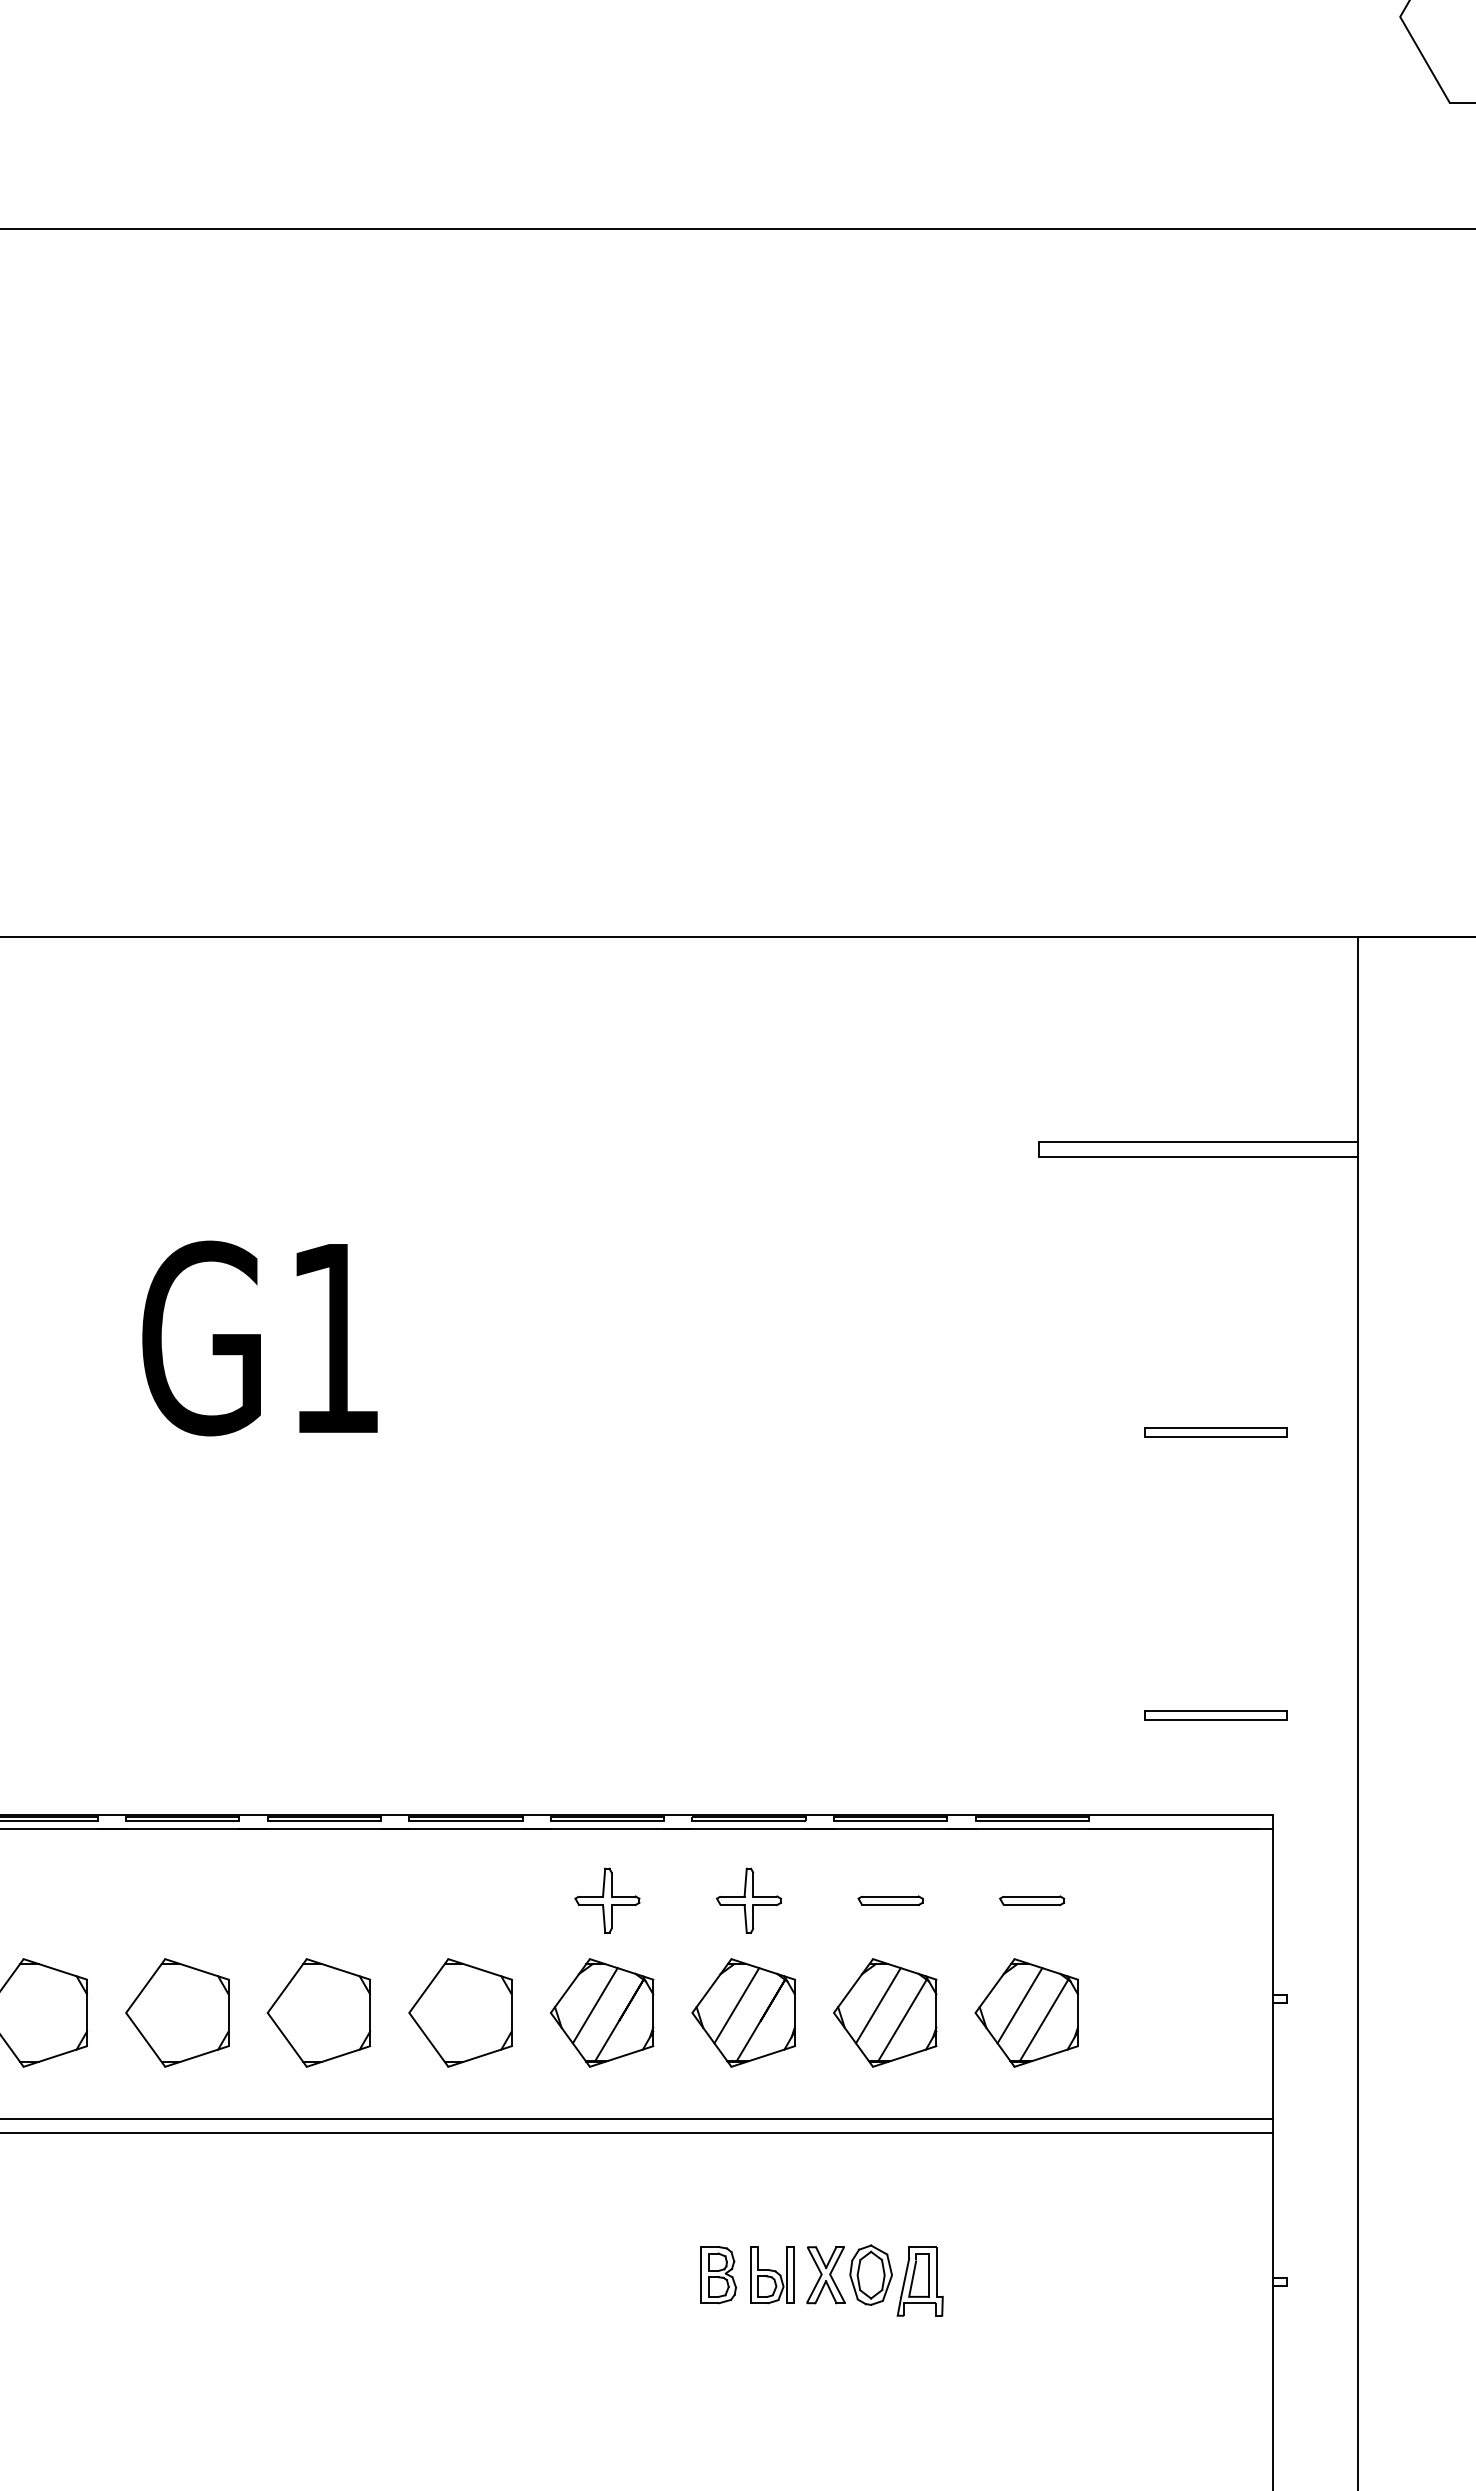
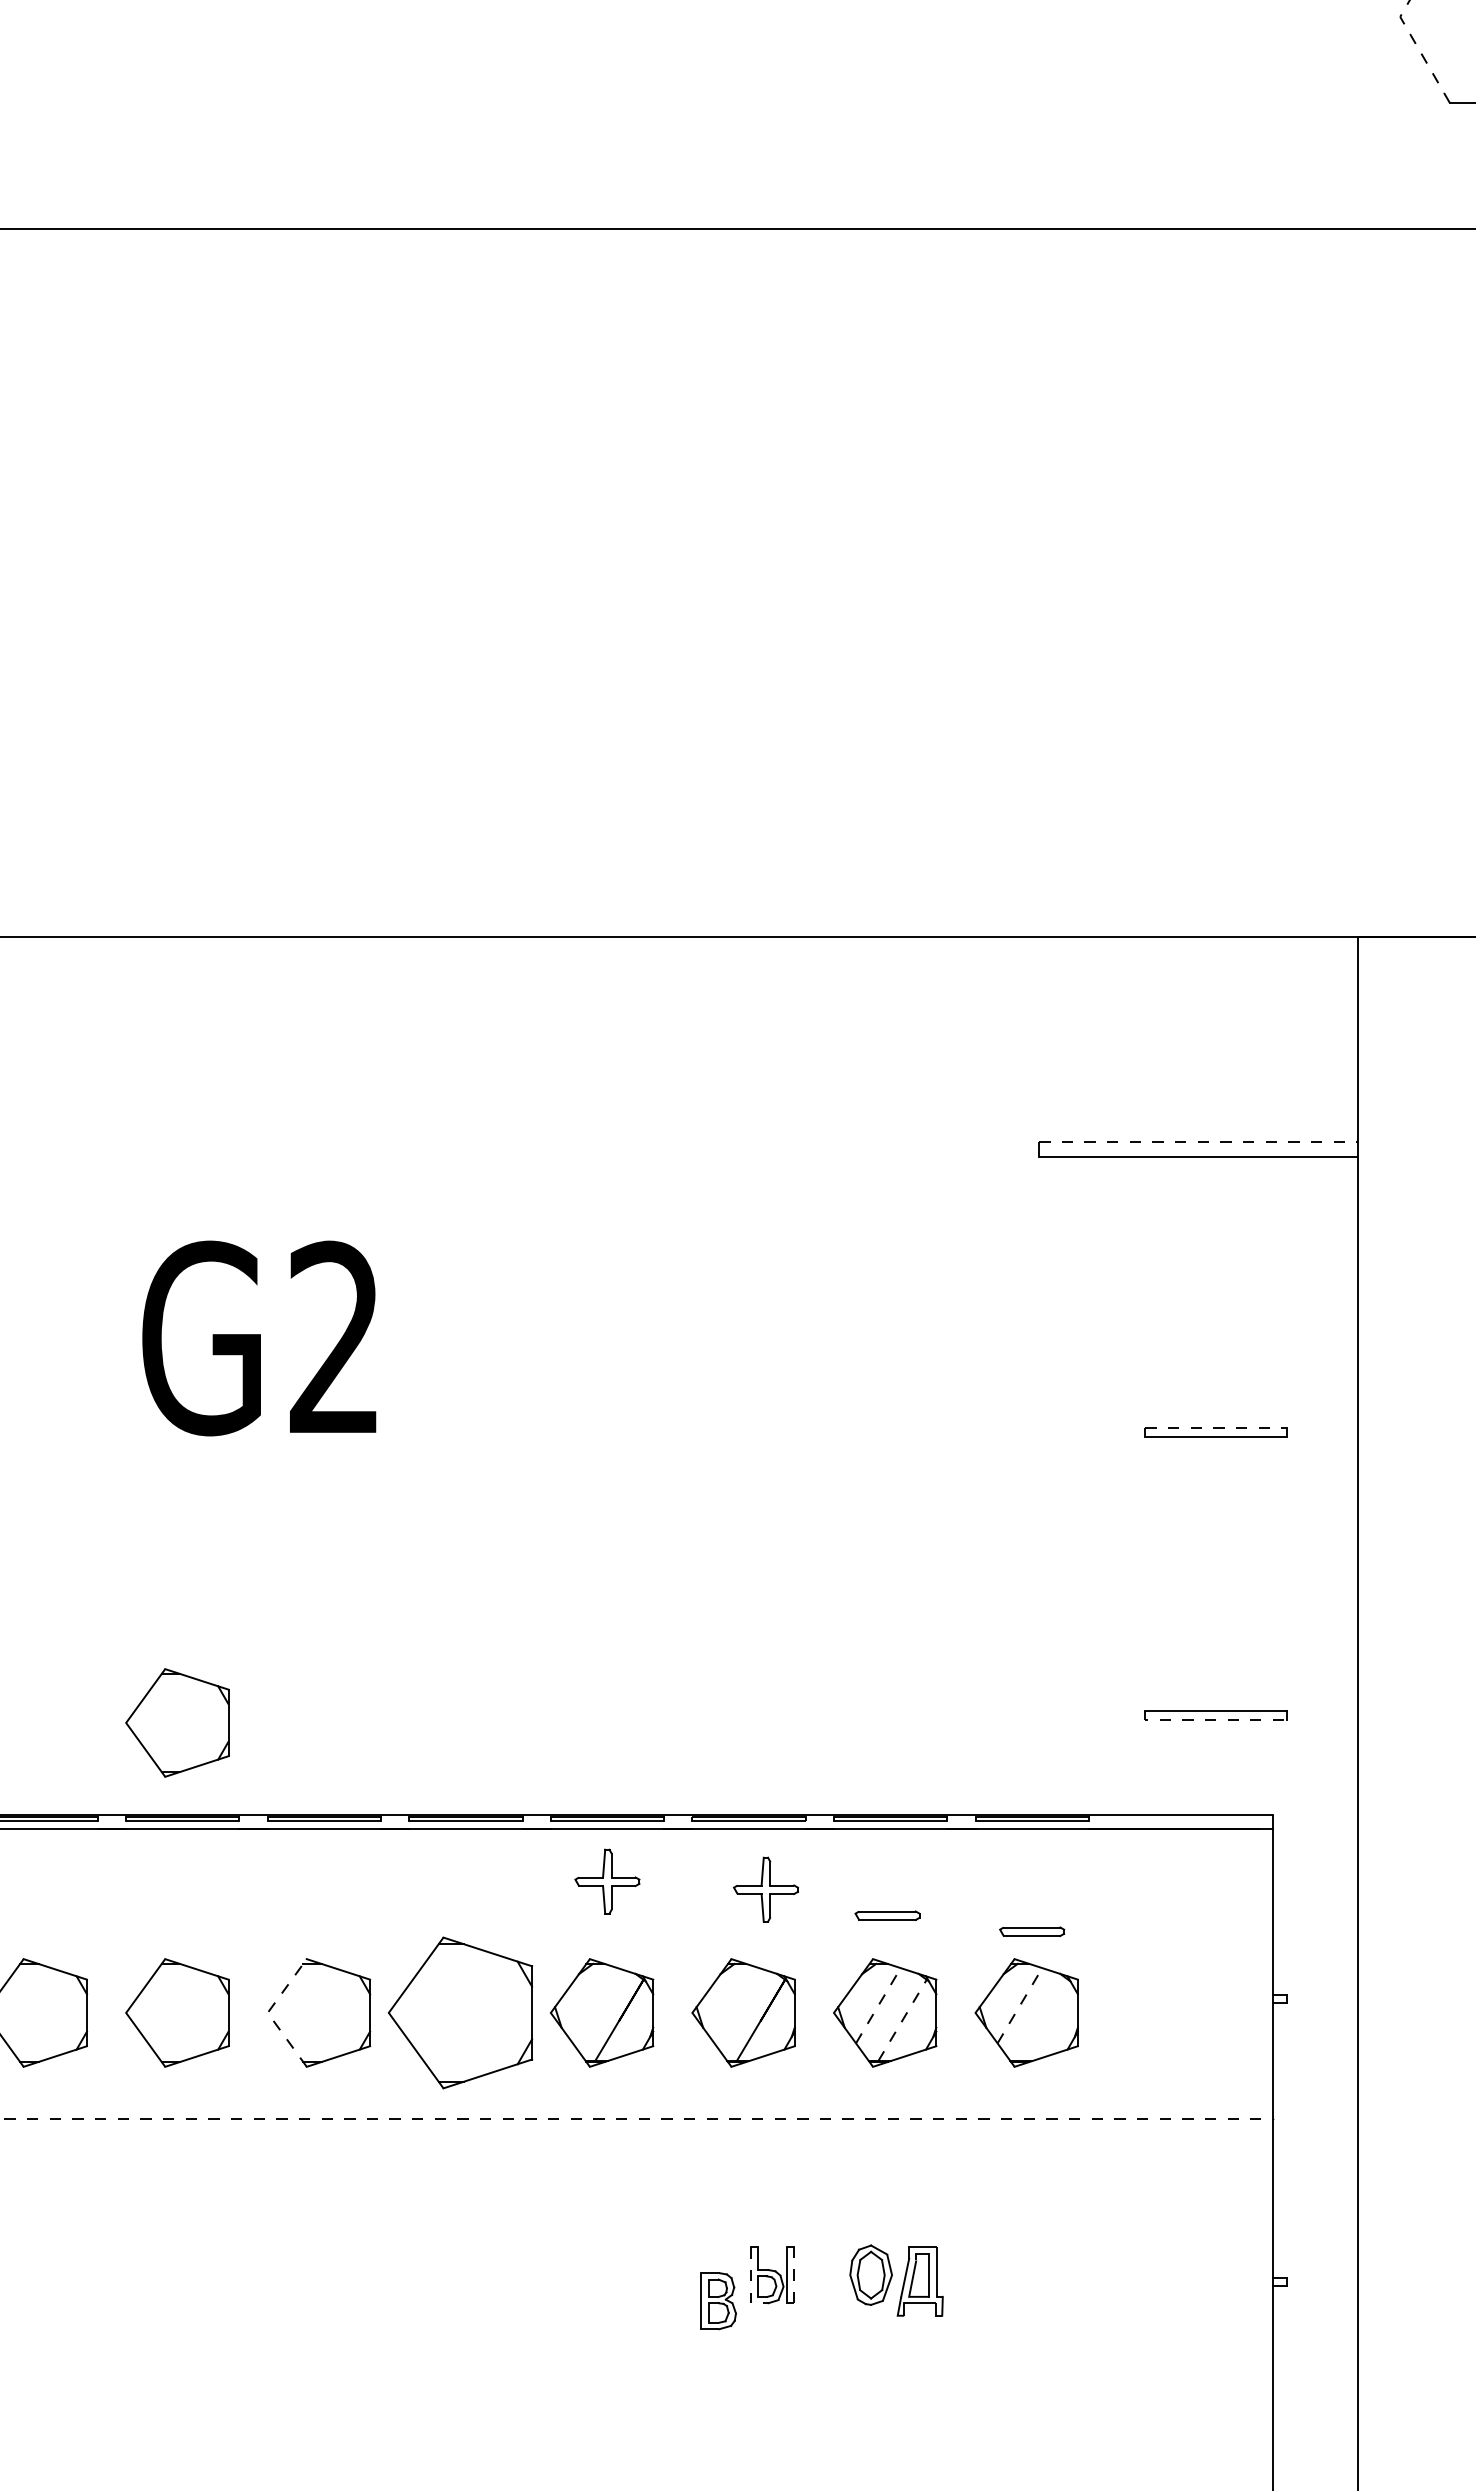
line: solid -> dashed (1420, 51)
line: solid -> dashed (1198, 1142)
text: G1 -> G2 (333, 1336)
line: solid -> dashed (1216, 1428)
line: solid -> dashed (1211, 1719)
part: none -> present (177, 1722)
part position: (607, 1900) -> (607, 1881) (607, 1881)
part position: (748, 1900) -> (765, 1889) (765, 1889)
part position: (890, 1900) -> (887, 1915) (887, 1915)
part position: (1032, 1900) -> (1032, 1931) (1032, 1931)
line: present -> none (594, 2005)
line: present -> none (736, 2005)
line: solid -> dashed (878, 2005)
line: solid -> dashed (1019, 2005)
line: solid -> dashed (267, 2012)
part size: 105x110 px -> 147x154 px (460, 2012)
line: solid -> dashed (902, 2019)
line: present -> none (1043, 2020)
line: solid -> dashed (636, 2119)
line: present -> none (637, 2133)
part position: (718, 2275) -> (718, 2301) (718, 2301)
line: solid -> dashed (793, 2275)
part: present -> none (825, 2275)
line: solid -> dashed (750, 2285)
